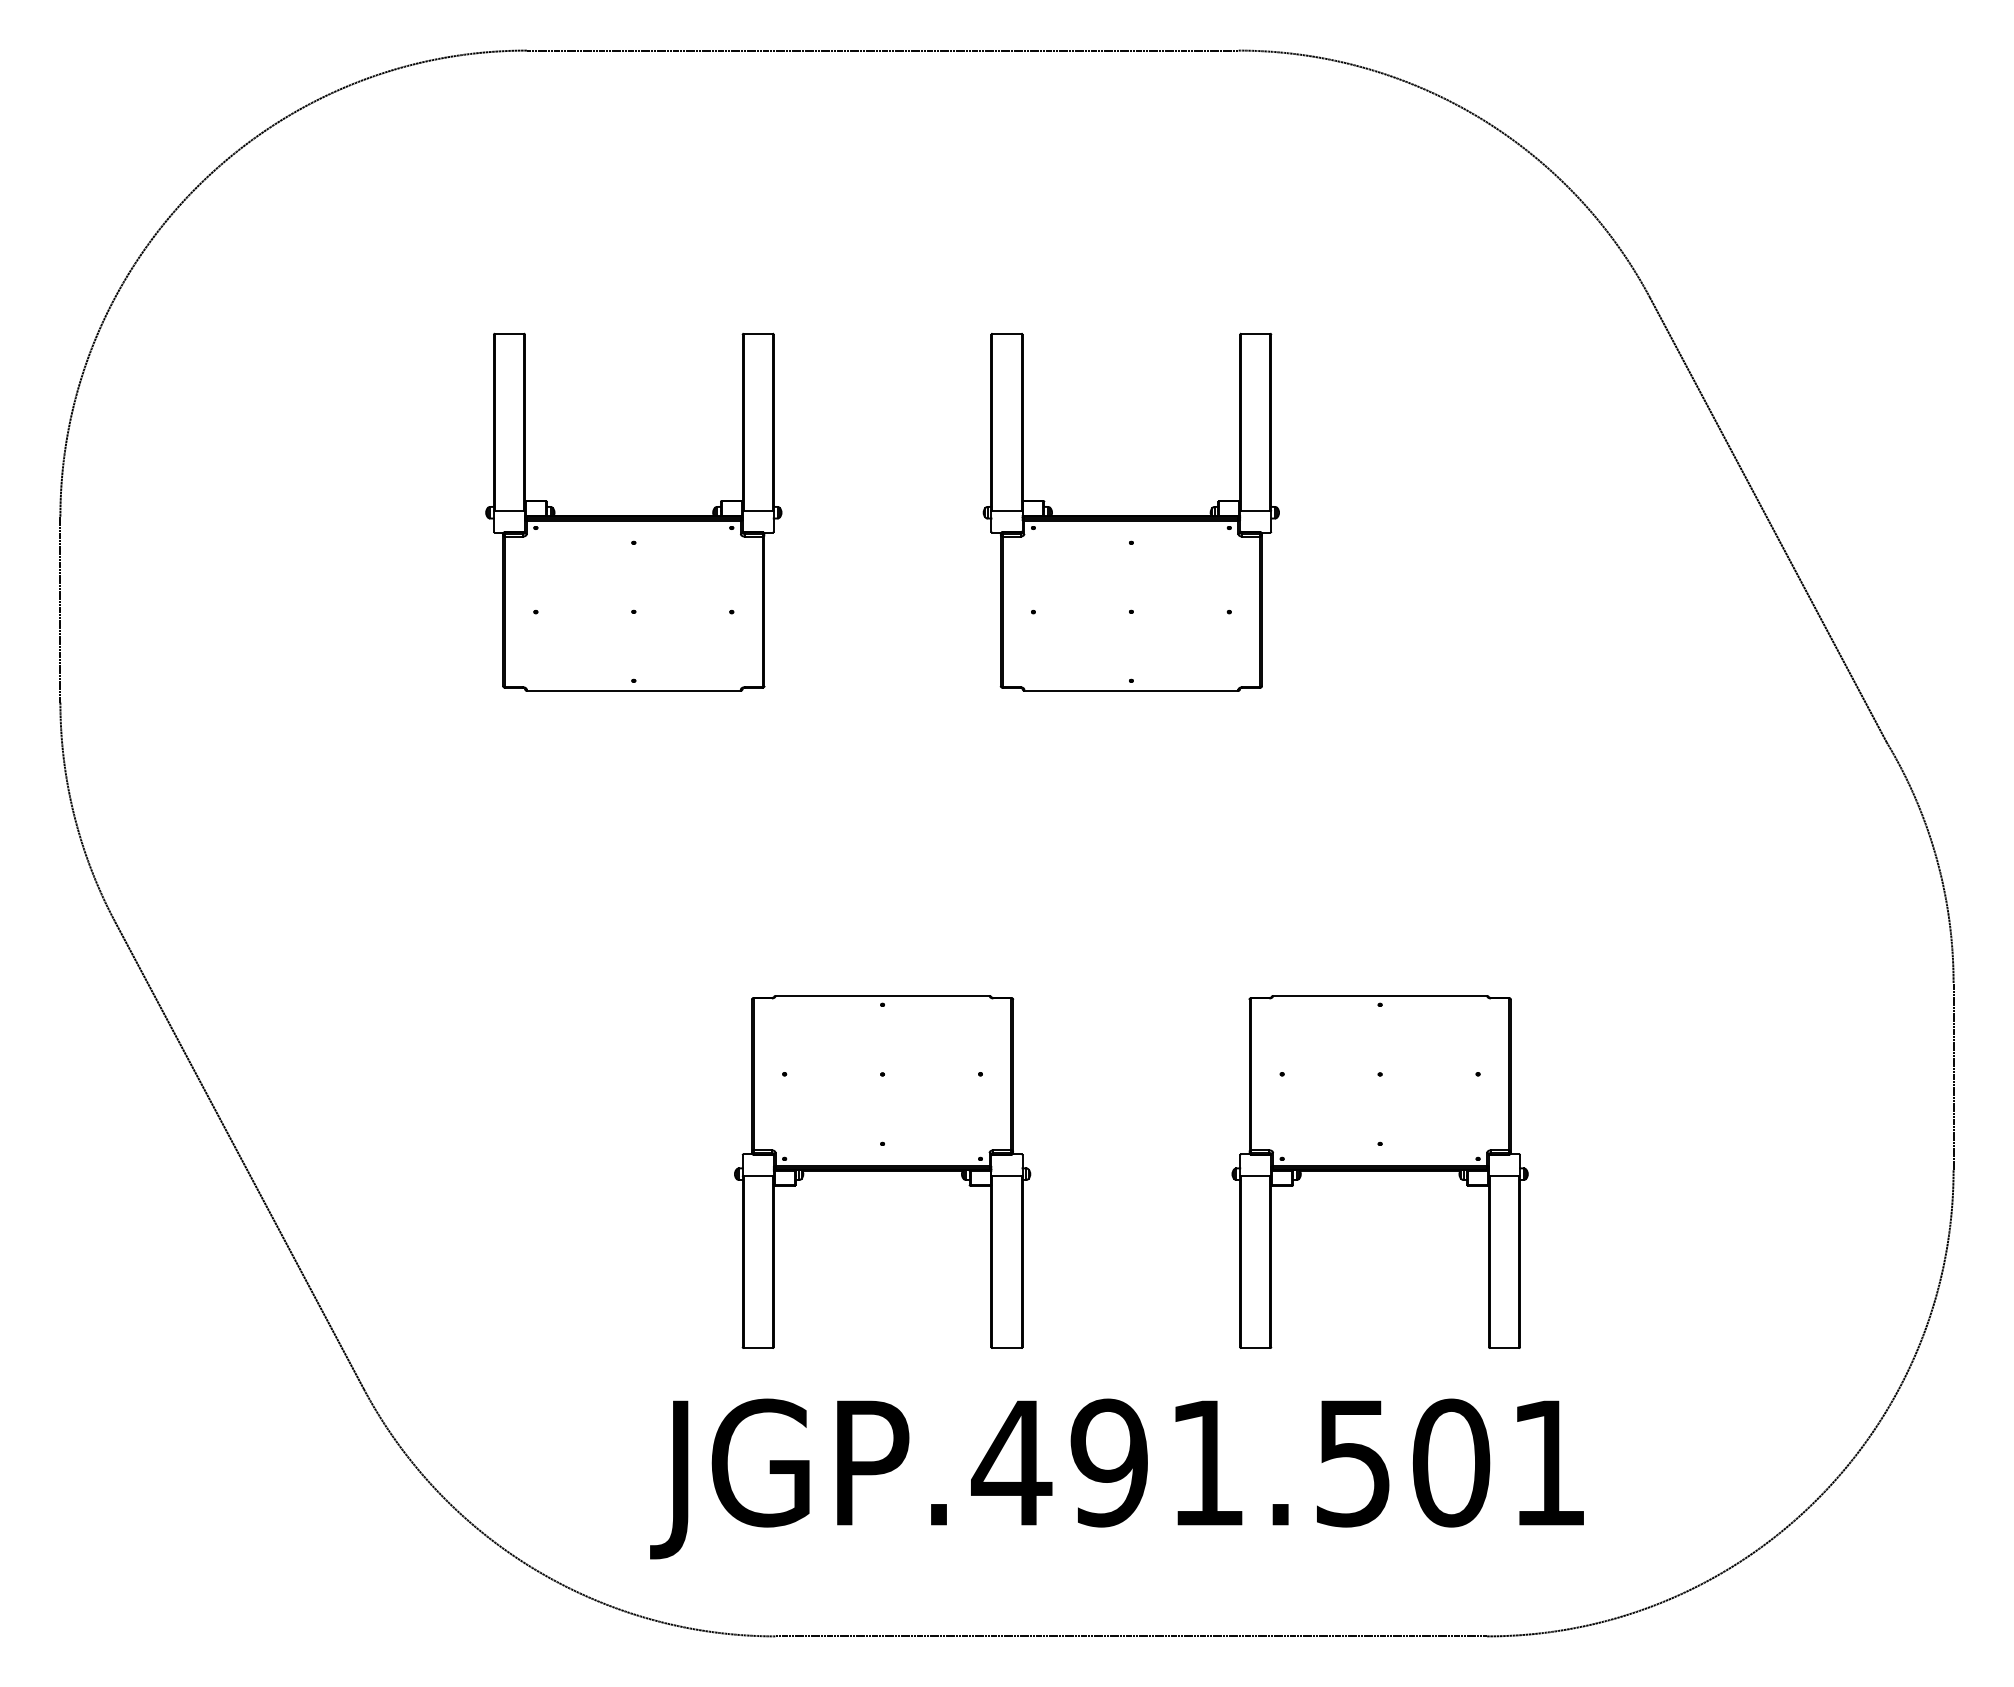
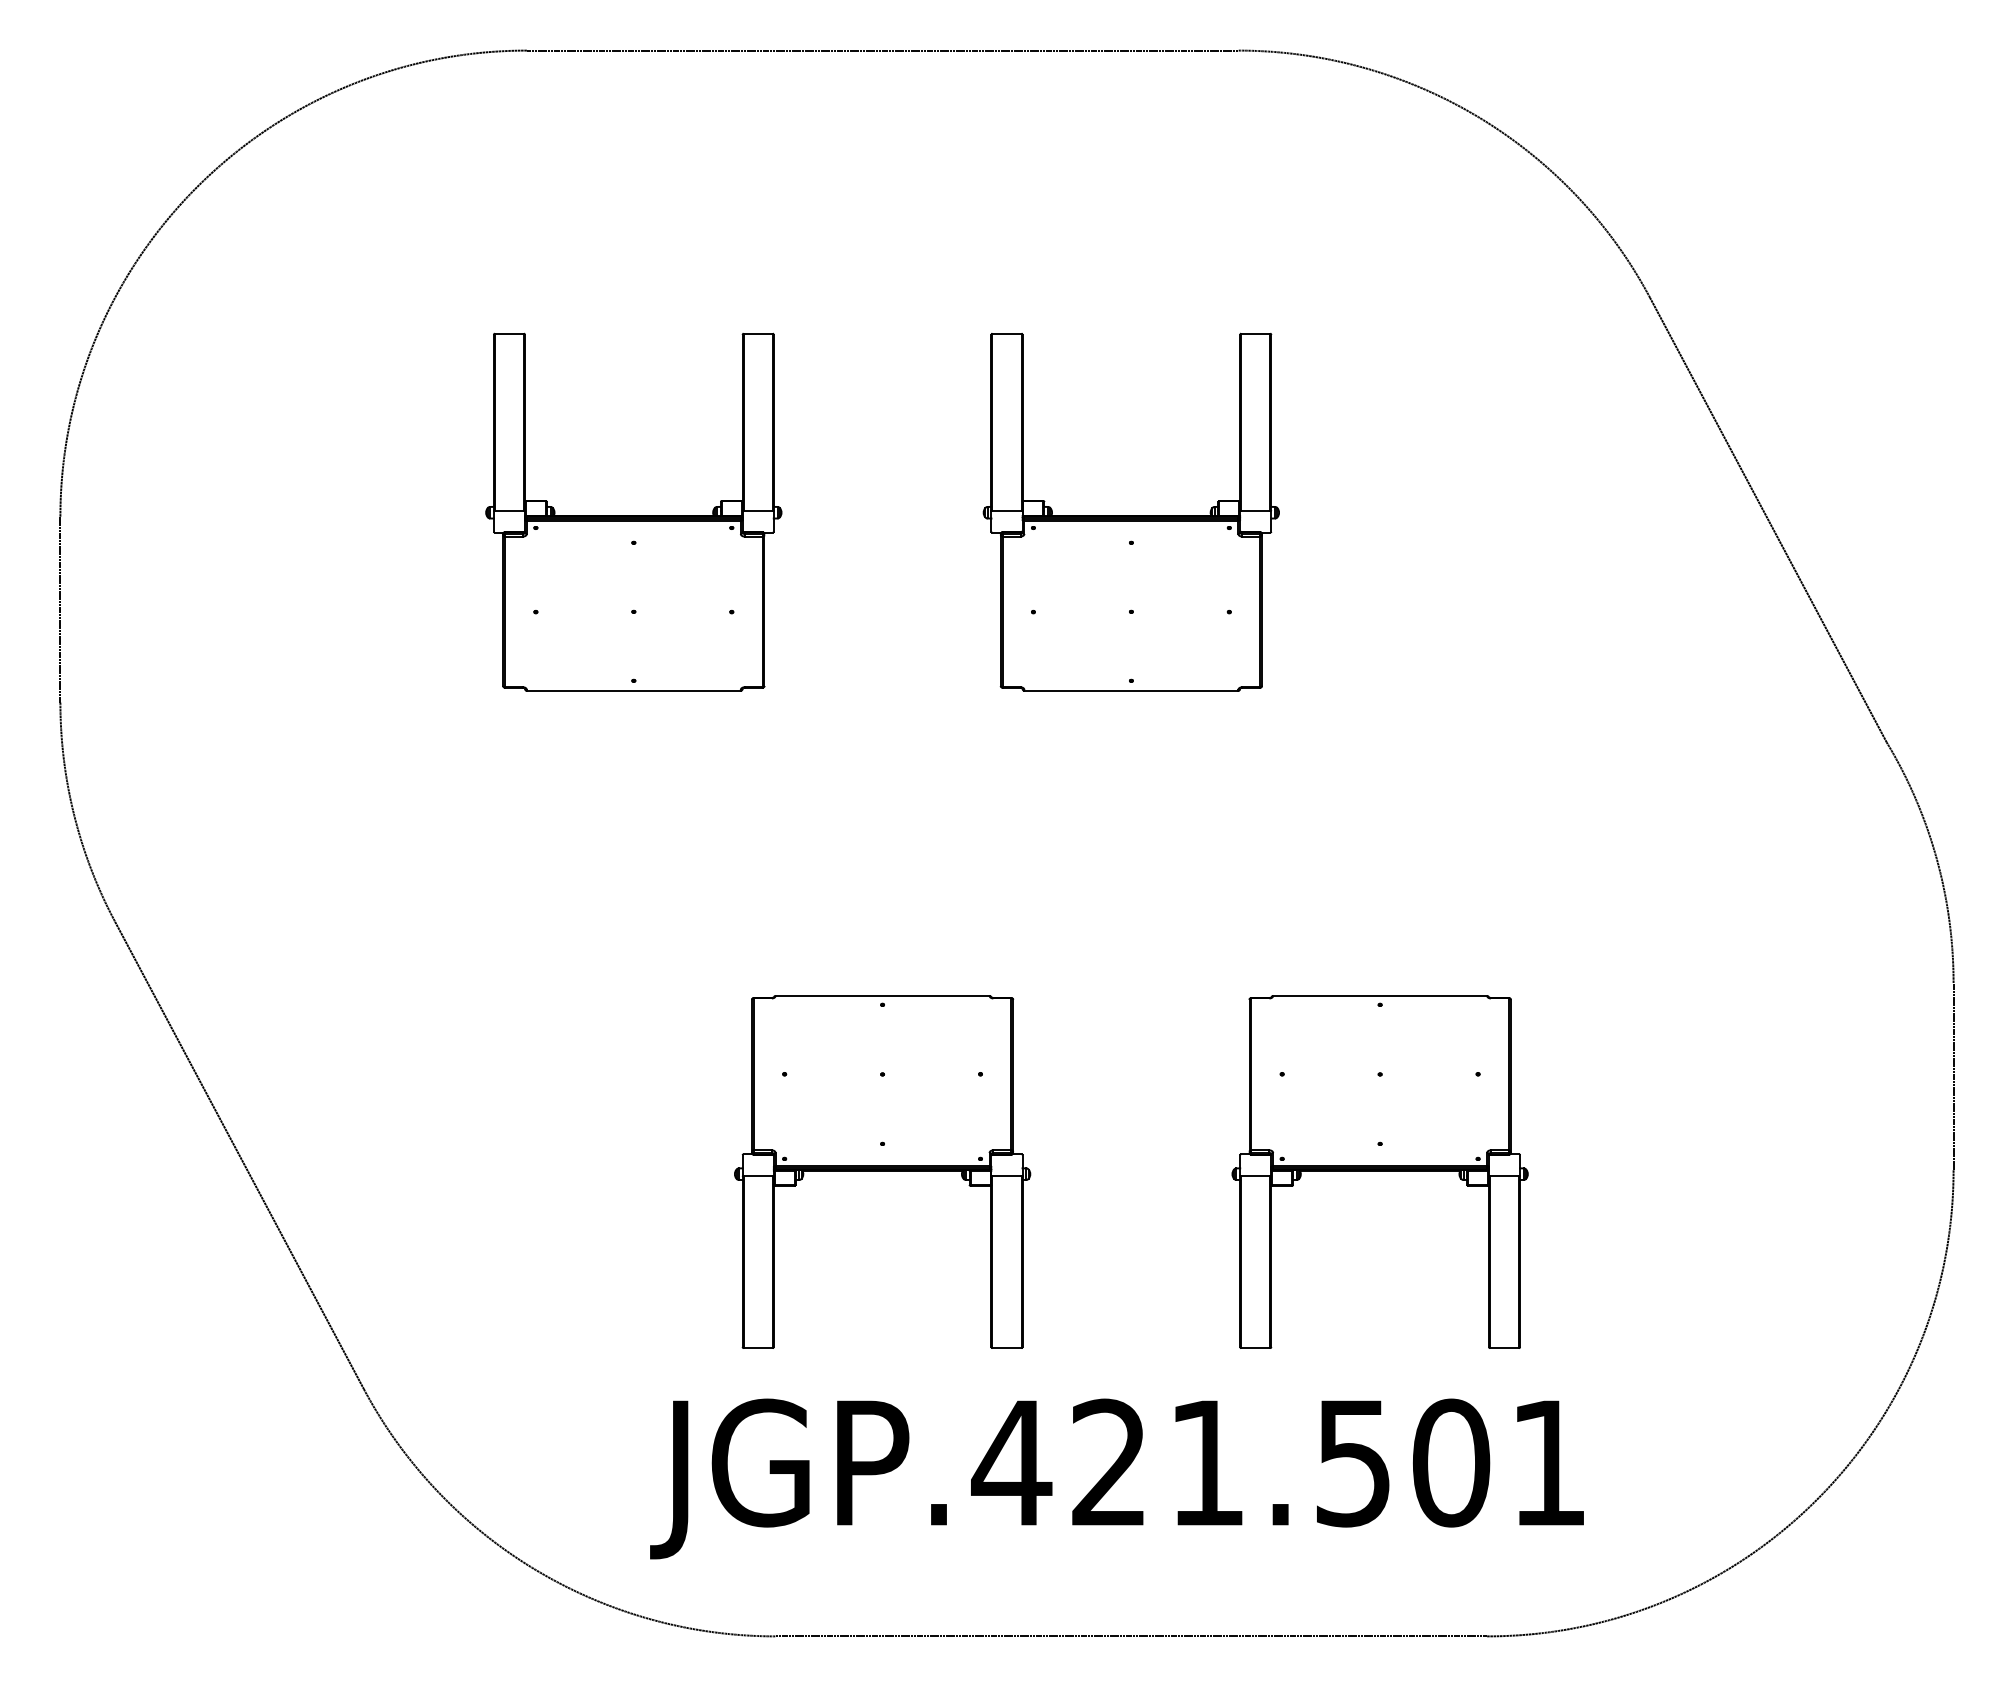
text: JGP.491.501 -> JGP.421.501 (1108, 1462)
